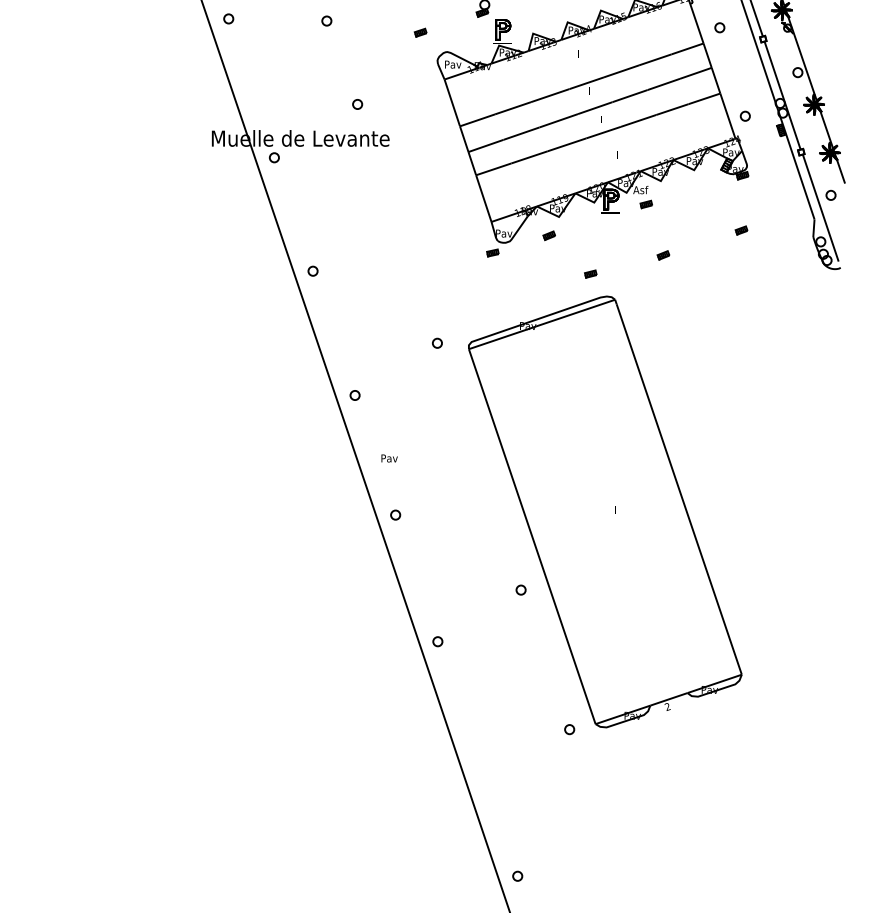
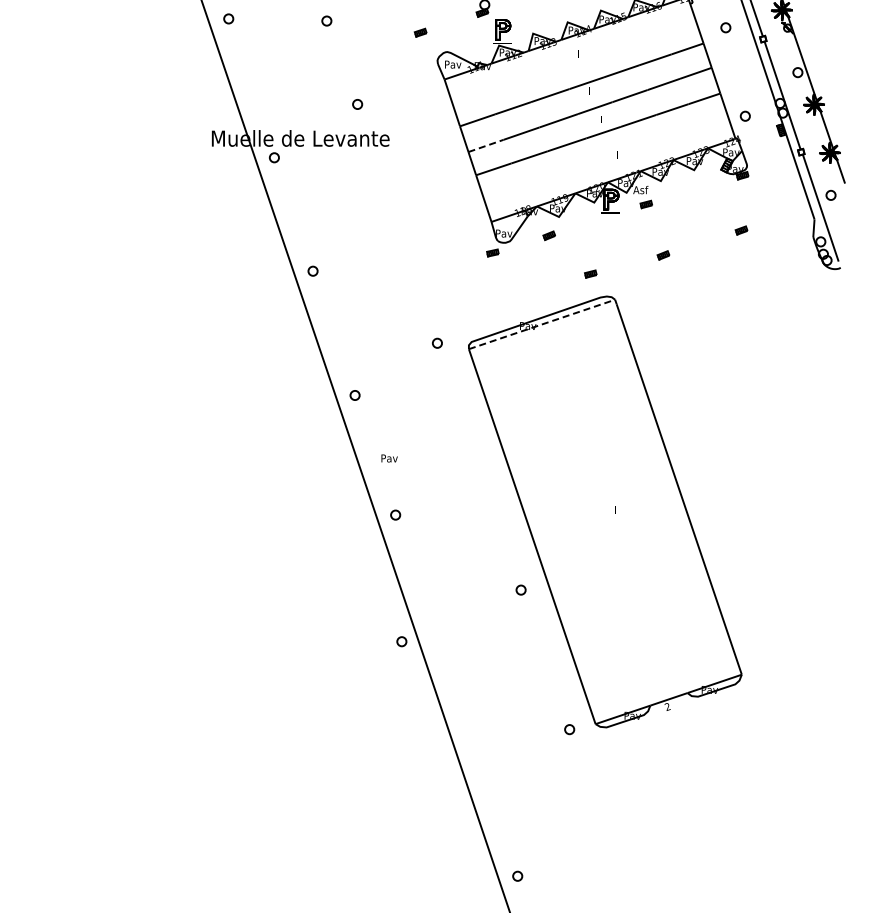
part position: (719, 27) -> (725, 27) (725, 27)
line: solid -> dashed (486, 145)
line: solid -> dashed (542, 324)
part position: (437, 641) -> (401, 641) (401, 641)
